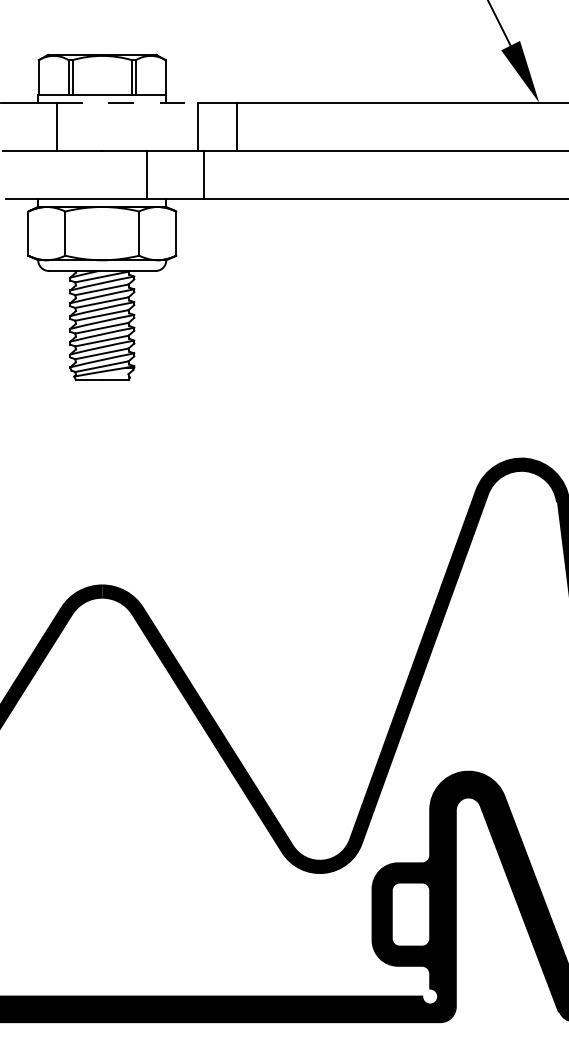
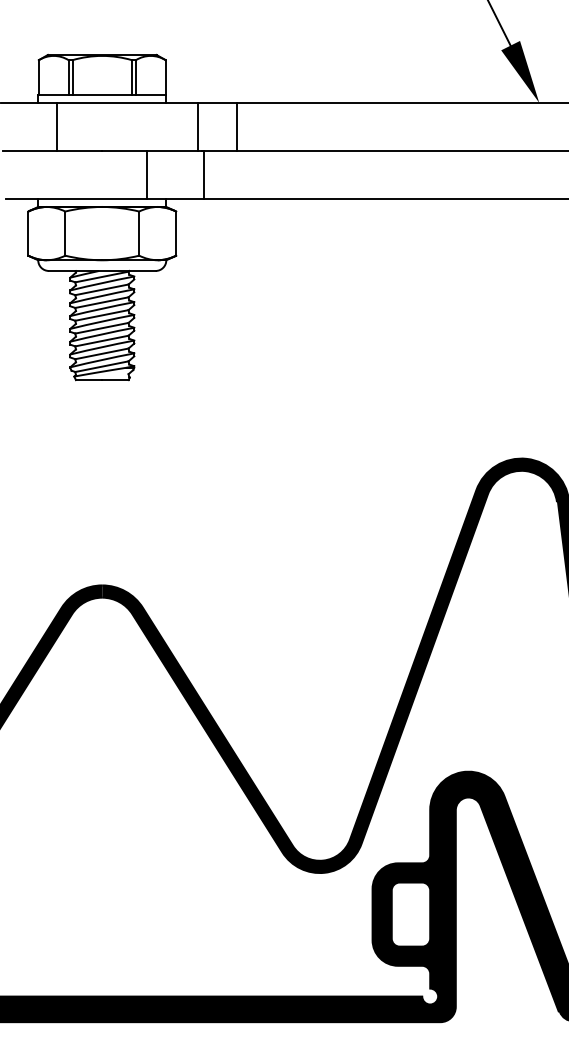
line: dashed -> solid (127, 102)
